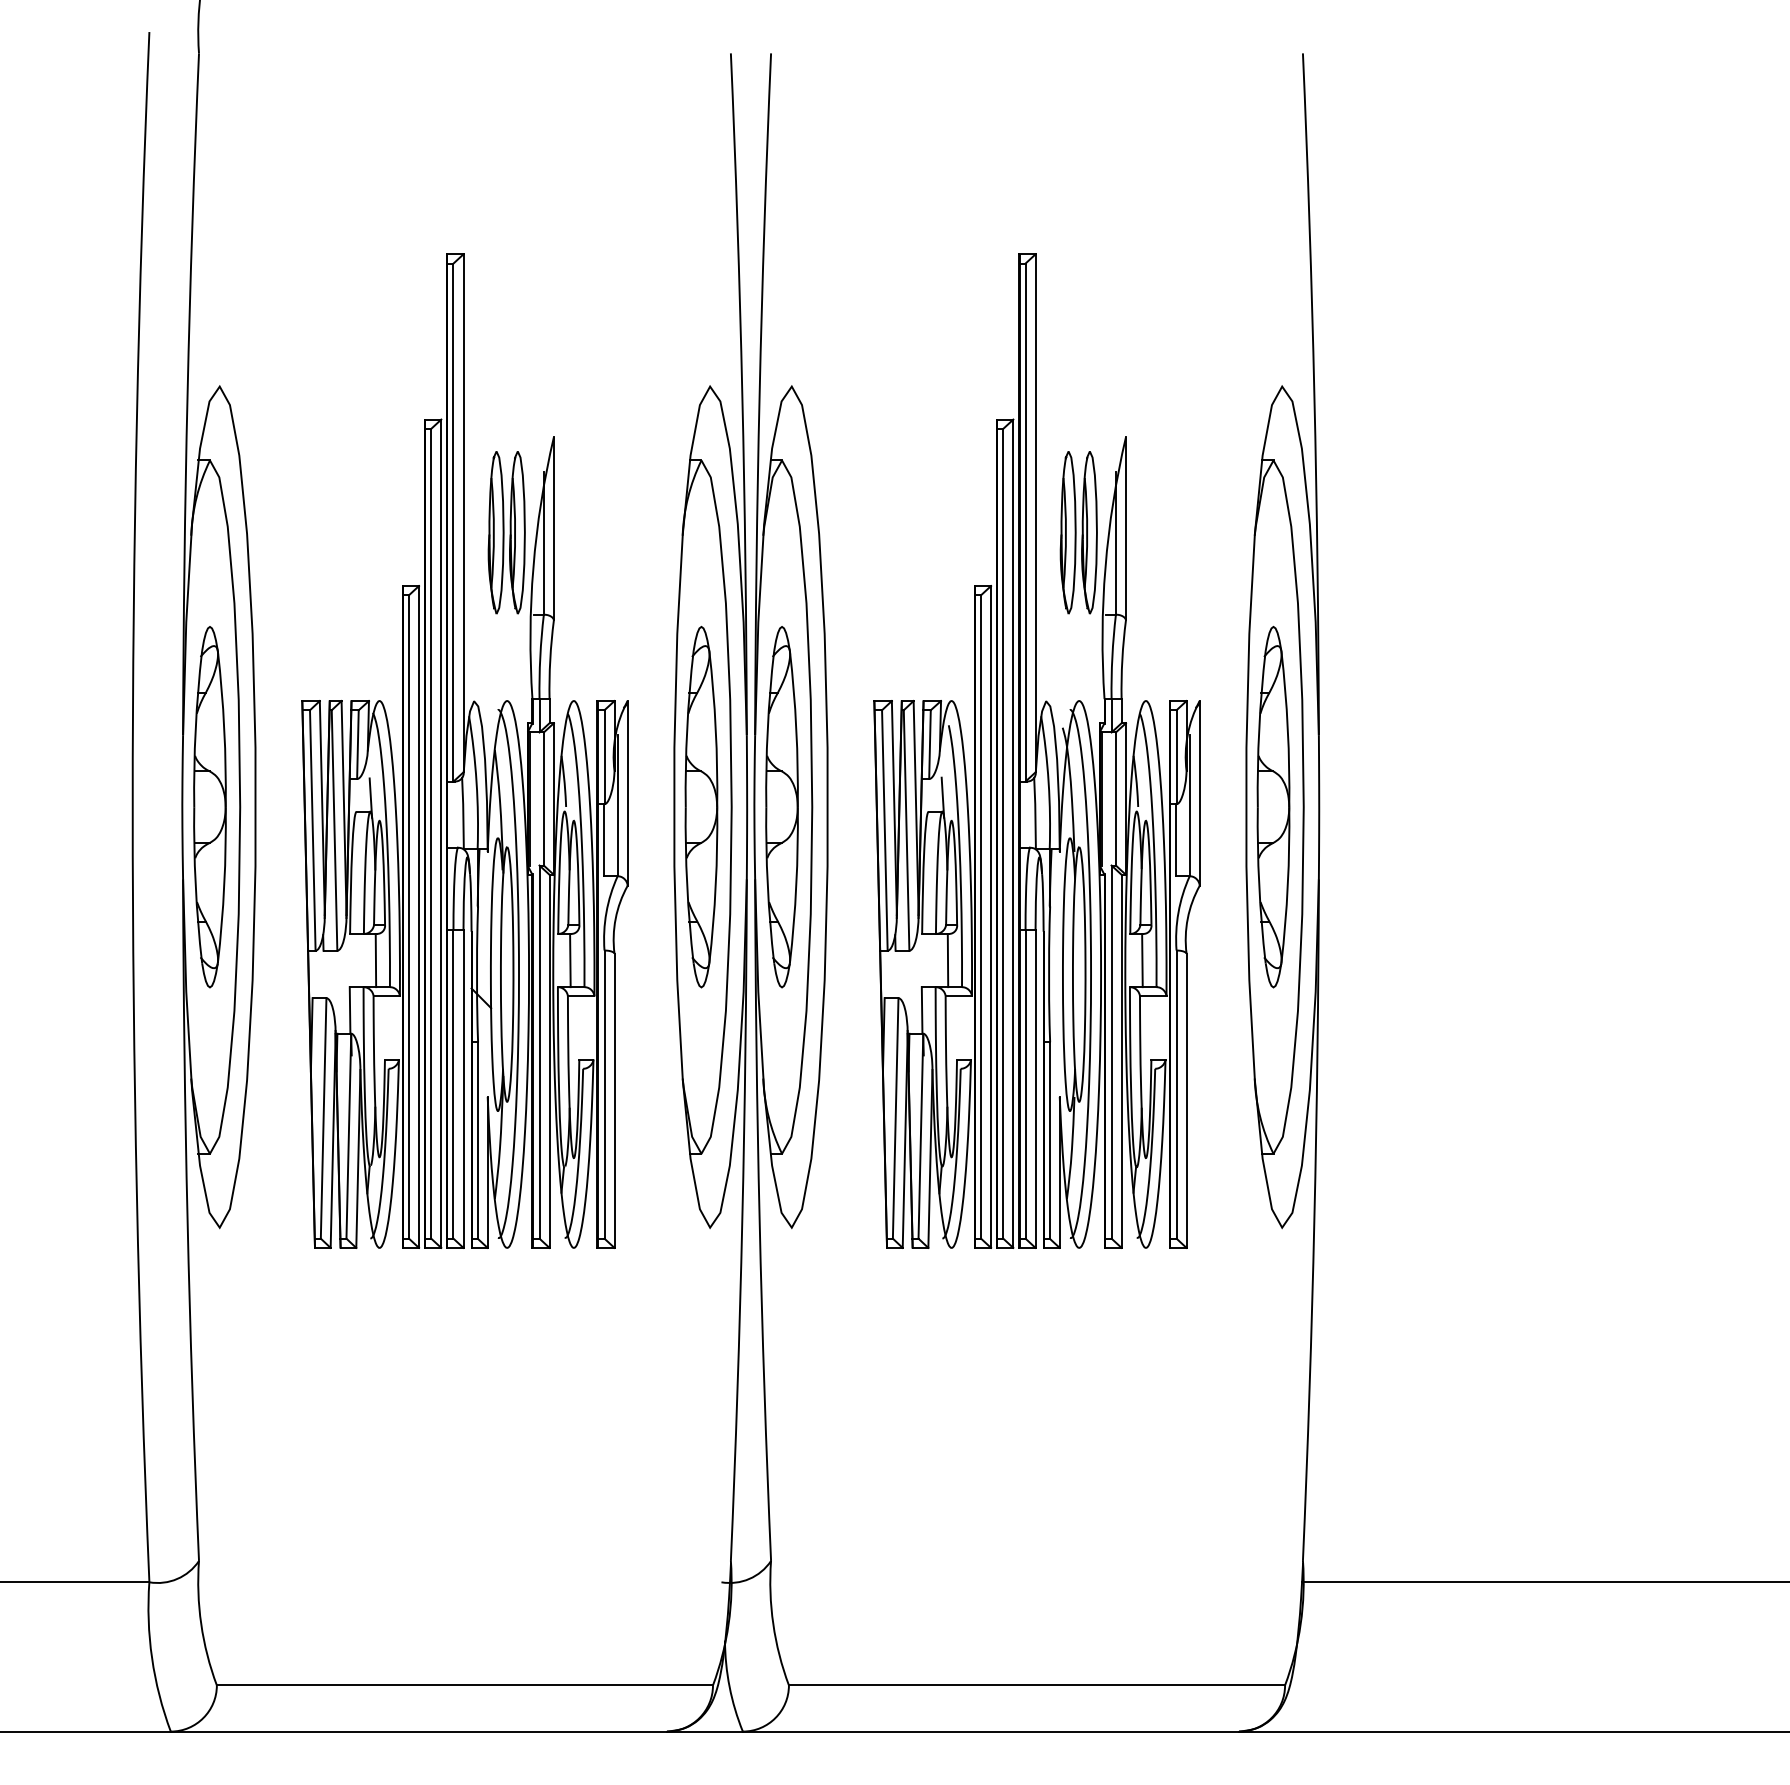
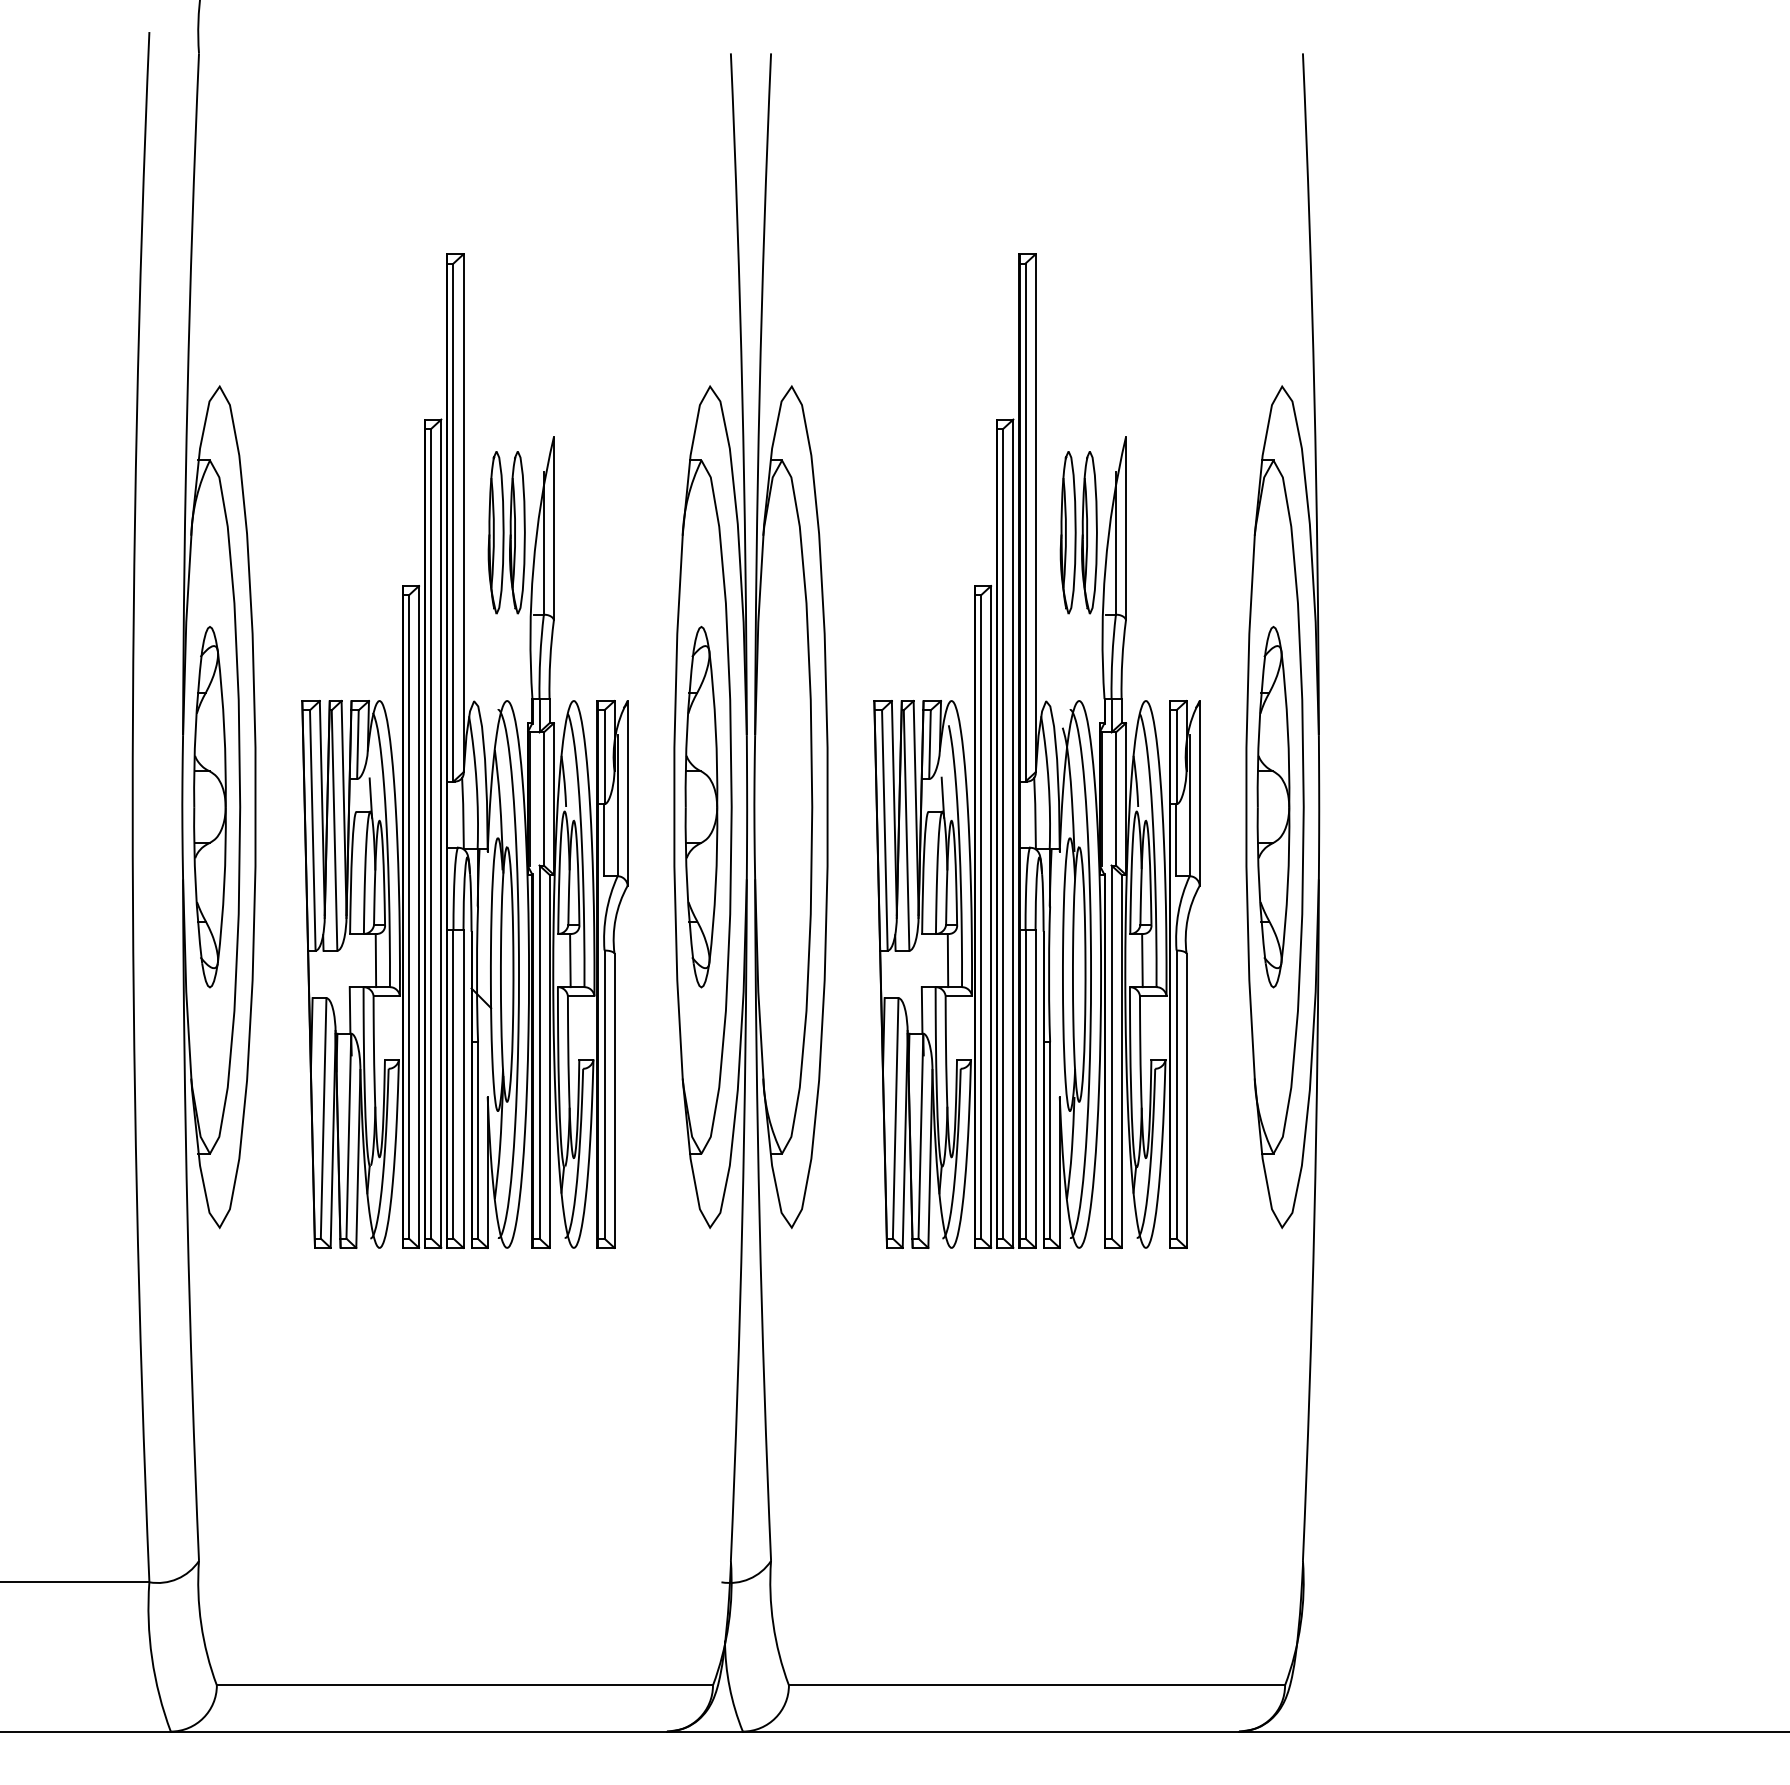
part: present -> none (781, 807)
line: present -> none (1544, 1582)
